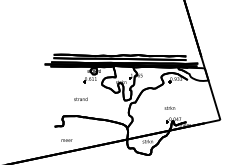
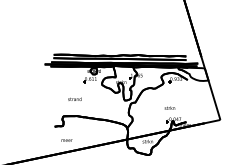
text position: (80, 98) -> (74, 98) (74, 98)
